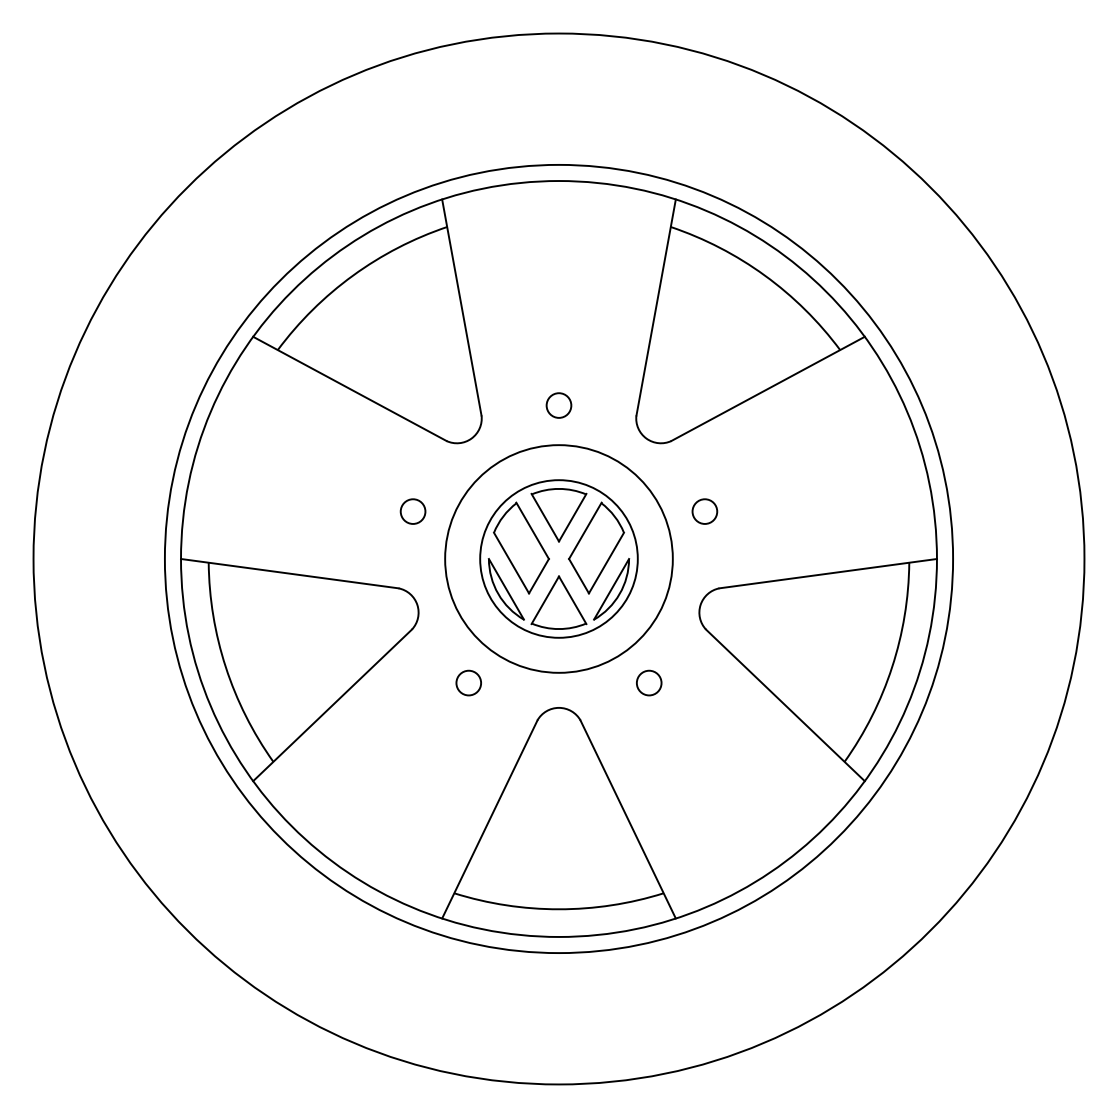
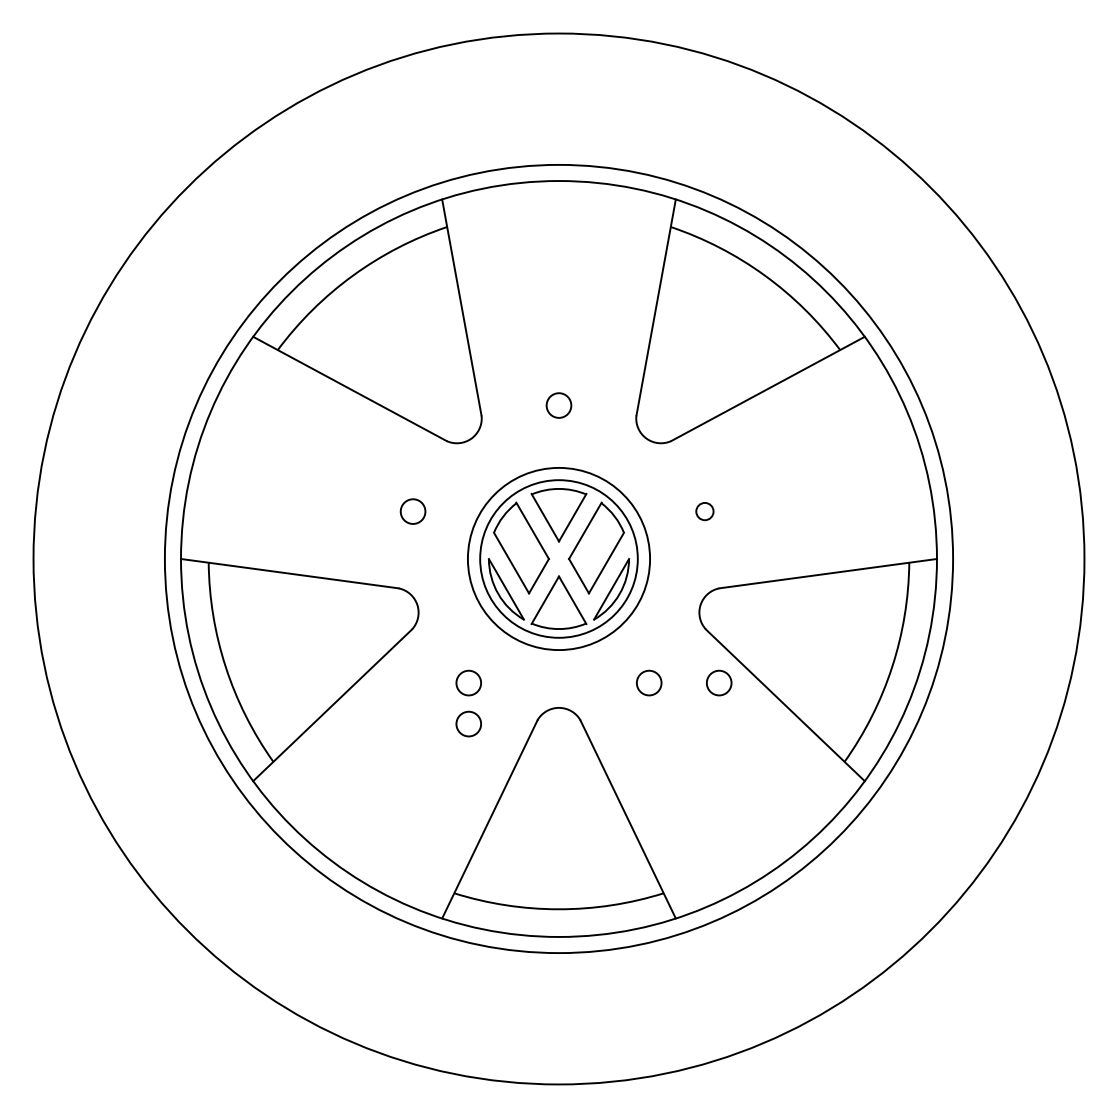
circle size: 28x27 px -> 20x20 px (704, 511)
circle diameter: 228 px -> 182 px (558, 558)
circle: none -> present (719, 682)
circle: none -> present (468, 723)
